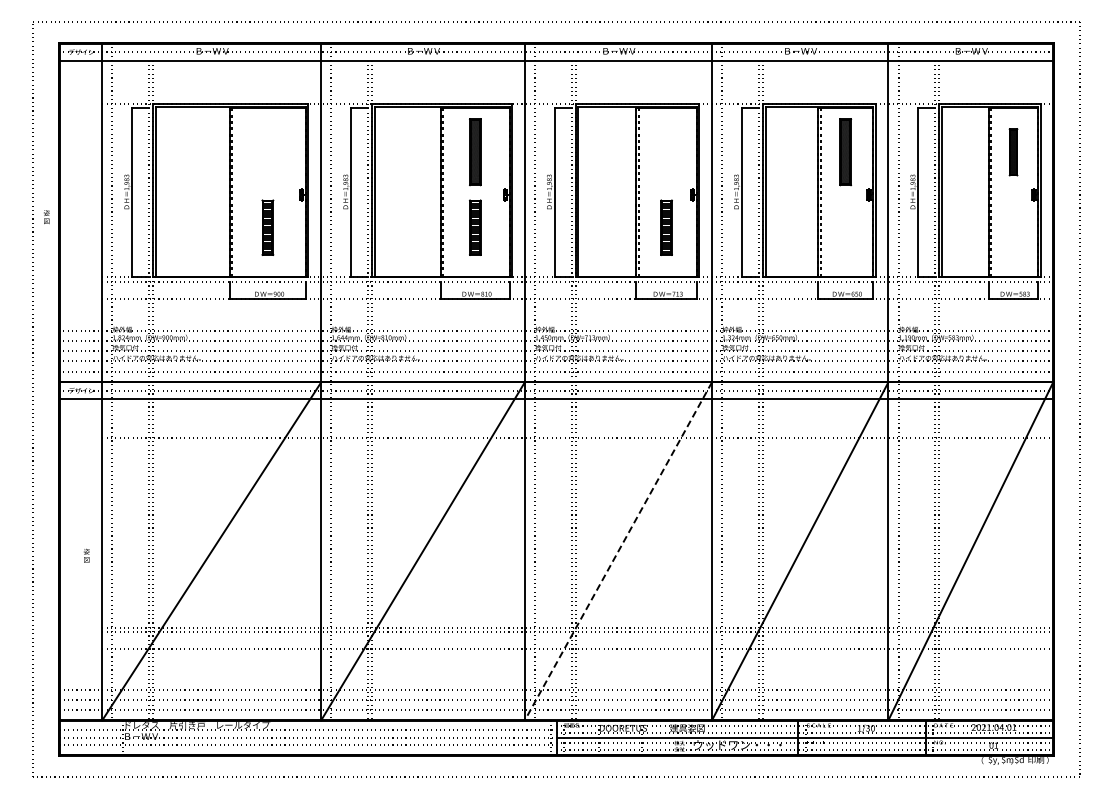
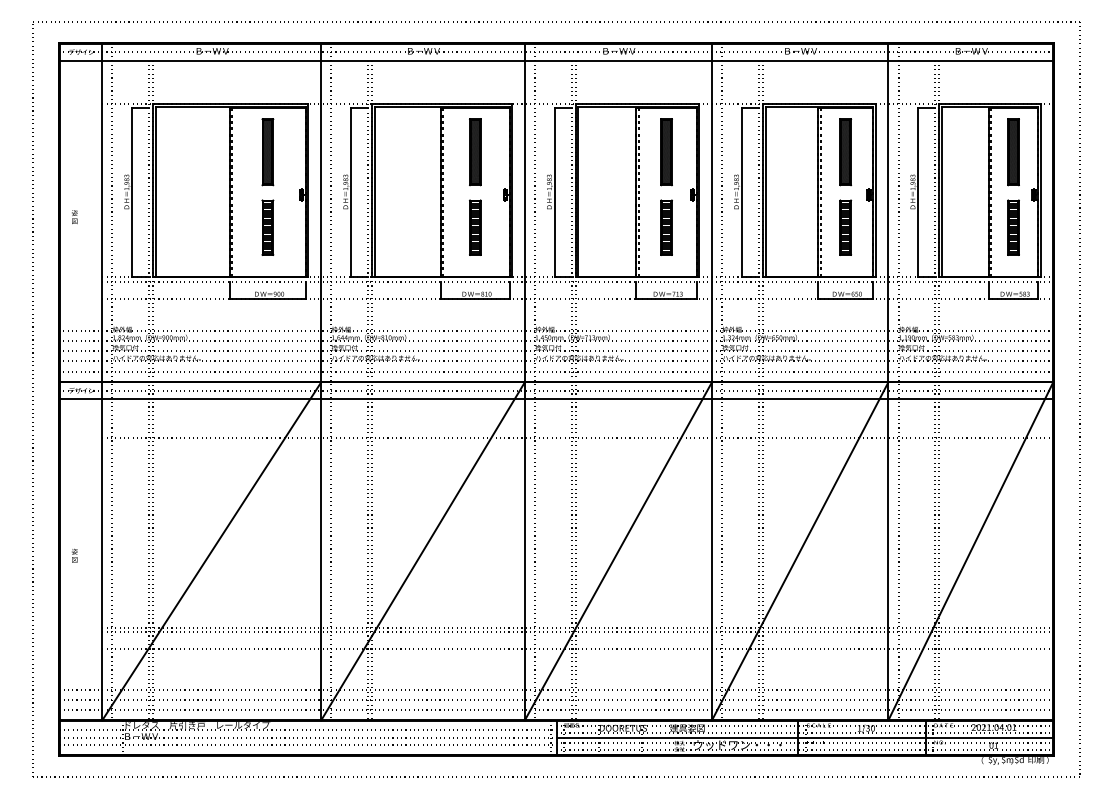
part: none -> present (267, 152)
part: none -> present (666, 152)
part size: 11x49 px -> 13x69 px (1013, 152)
text position: (46, 216) -> (74, 216) (74, 216)
part: none -> present (845, 227)
part: none -> present (1013, 227)
line: dashed -> solid (618, 551)
text position: (86, 555) -> (74, 555) (74, 555)
